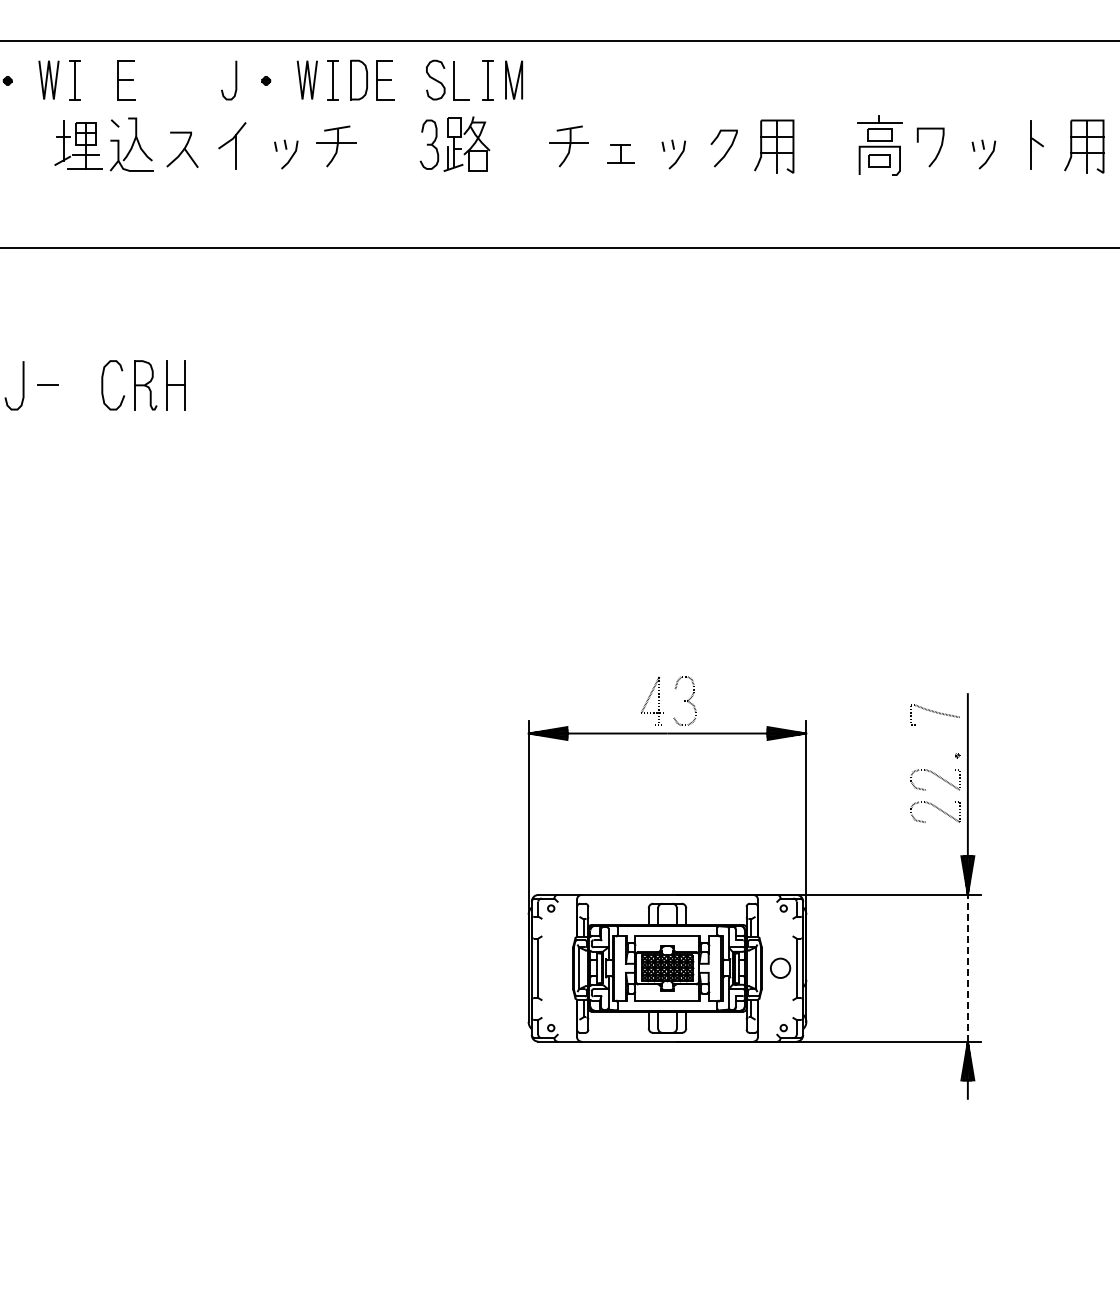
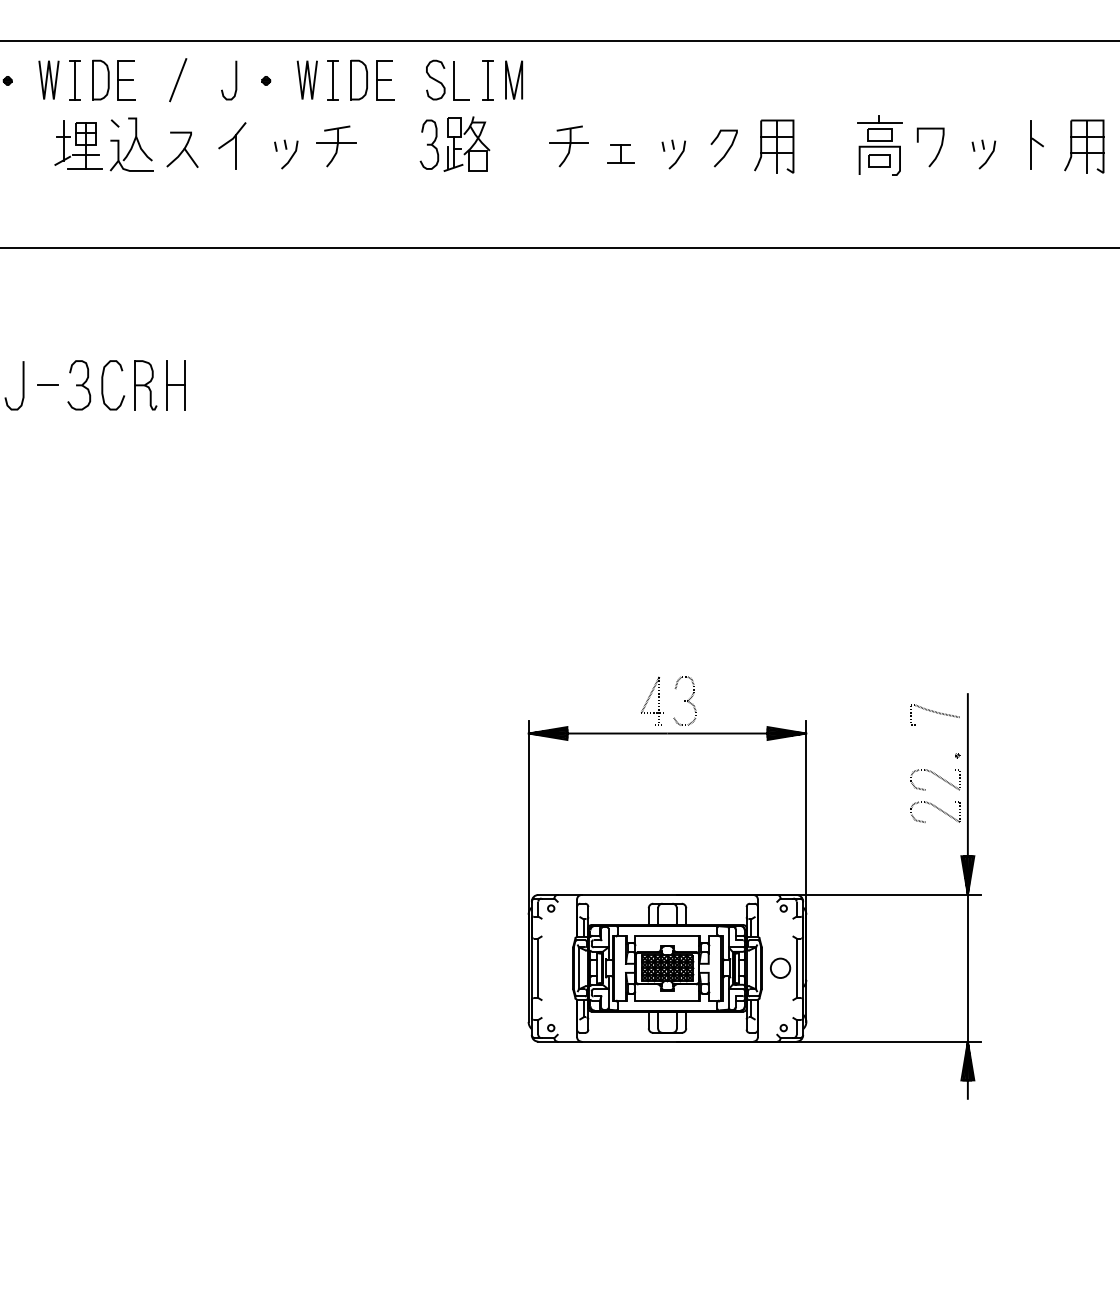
part: none -> present (100, 79)
line: none -> present (178, 80)
part: none -> present (79, 385)
line: dashed -> solid (967, 967)
